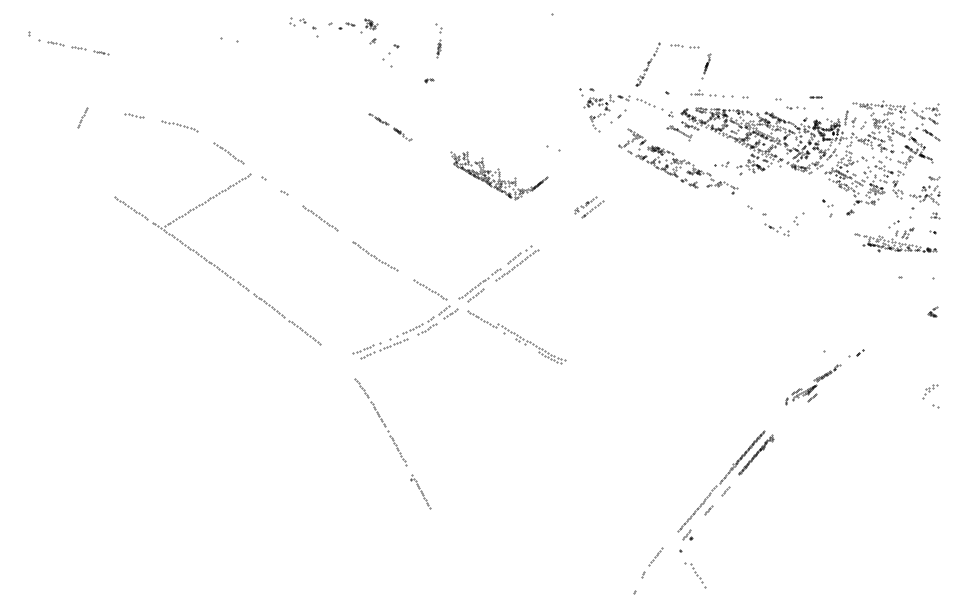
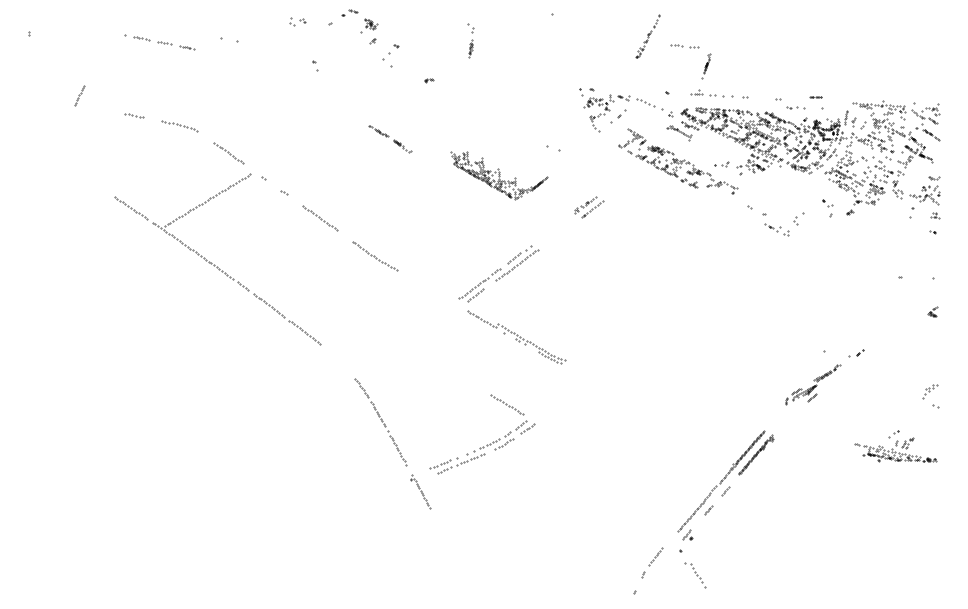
part position: (346, 25) -> (349, 12) (349, 12)
part position: (315, 31) -> (315, 65) (315, 65)
part position: (438, 40) -> (470, 40) (470, 40)
part position: (73, 47) -> (159, 42) (159, 42)
part position: (647, 64) -> (647, 36) (647, 36)
part position: (82, 117) -> (79, 95) (79, 95)
part position: (390, 127) -> (390, 139) (390, 139)
part position: (895, 236) -> (895, 446) (895, 446)
part position: (410, 329) -> (487, 444) (487, 444)
